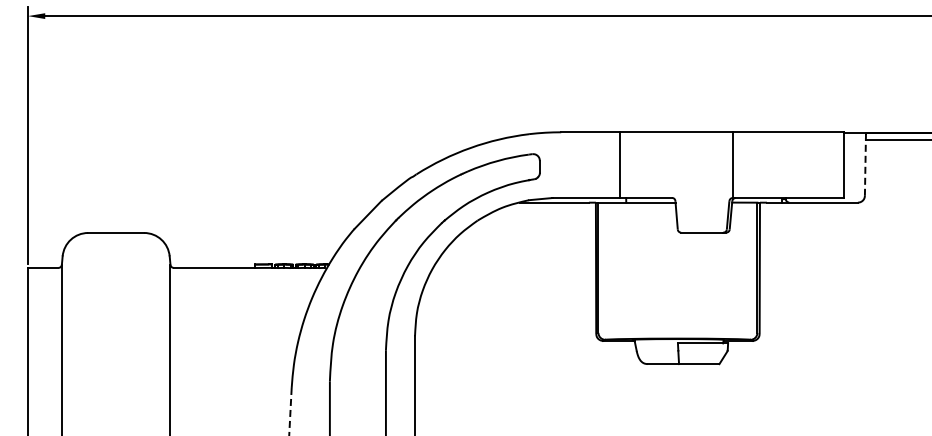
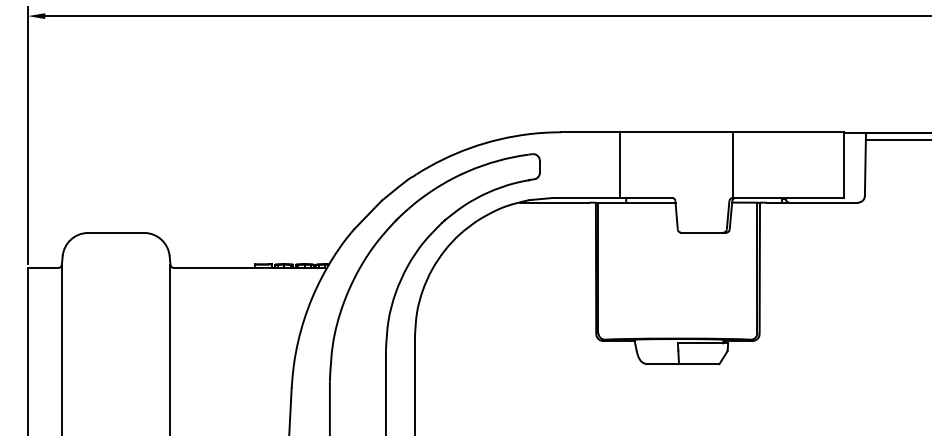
line: dashed -> solid (865, 167)
line: dashed -> solid (290, 411)
